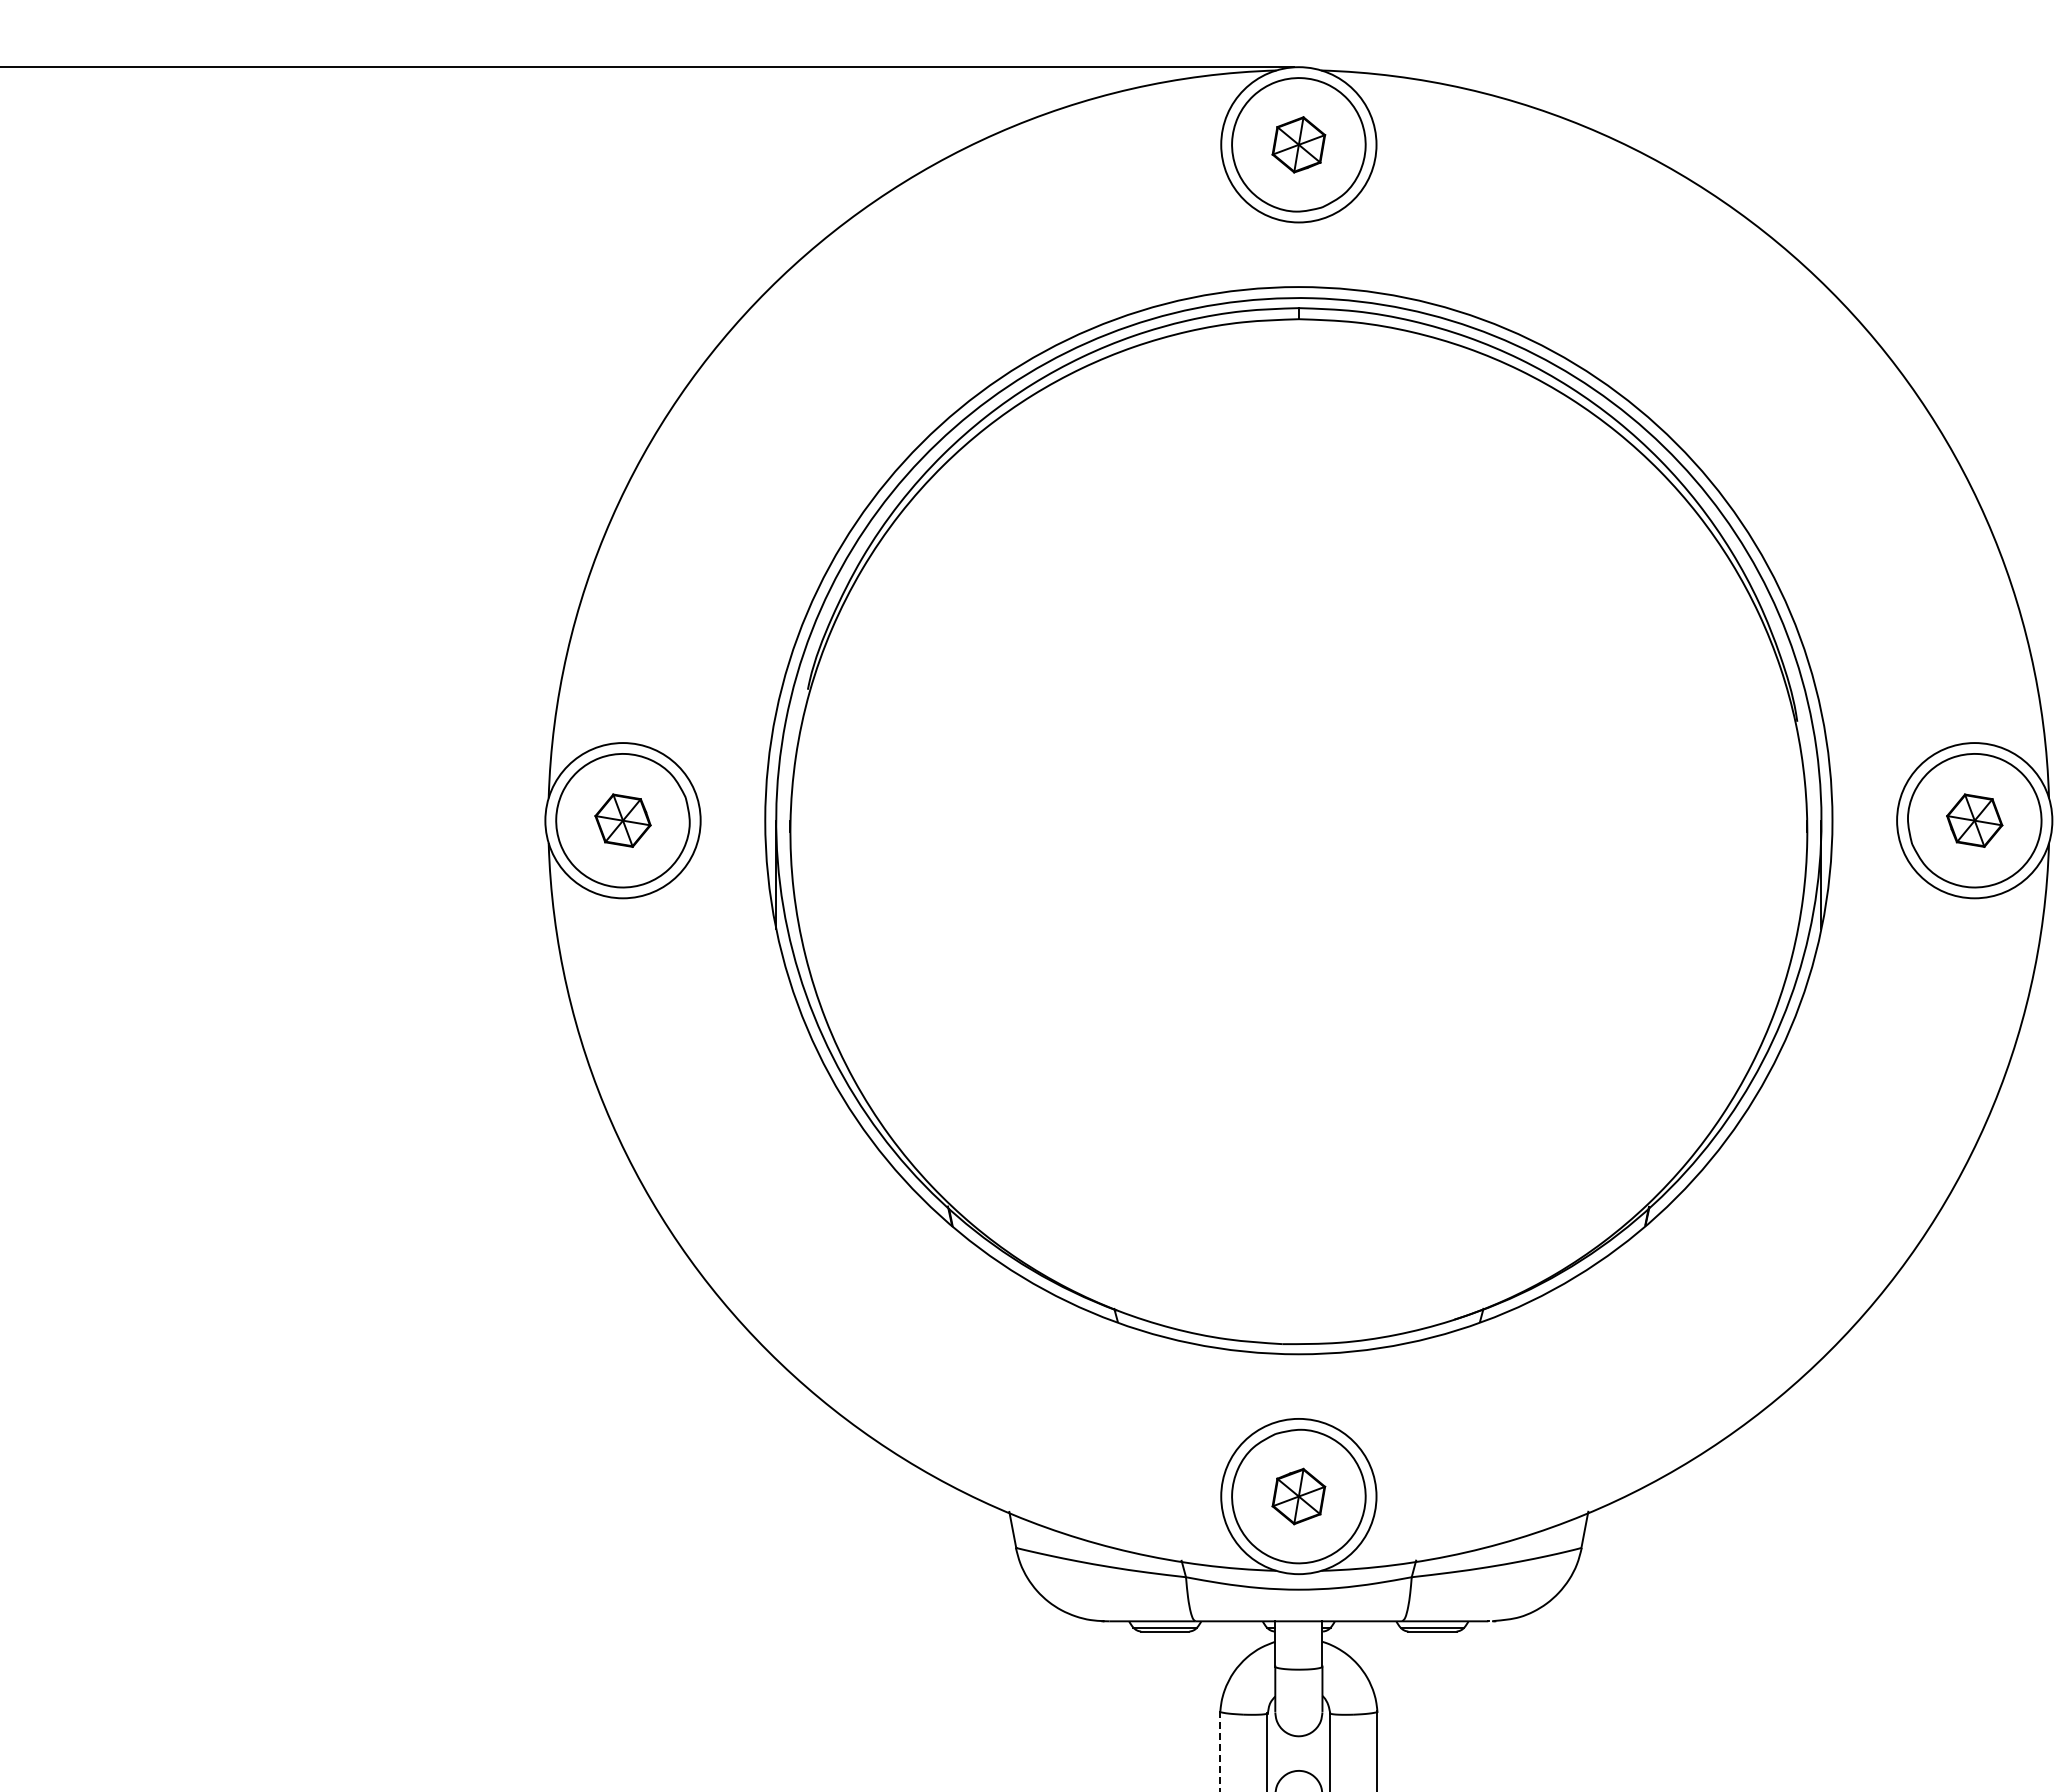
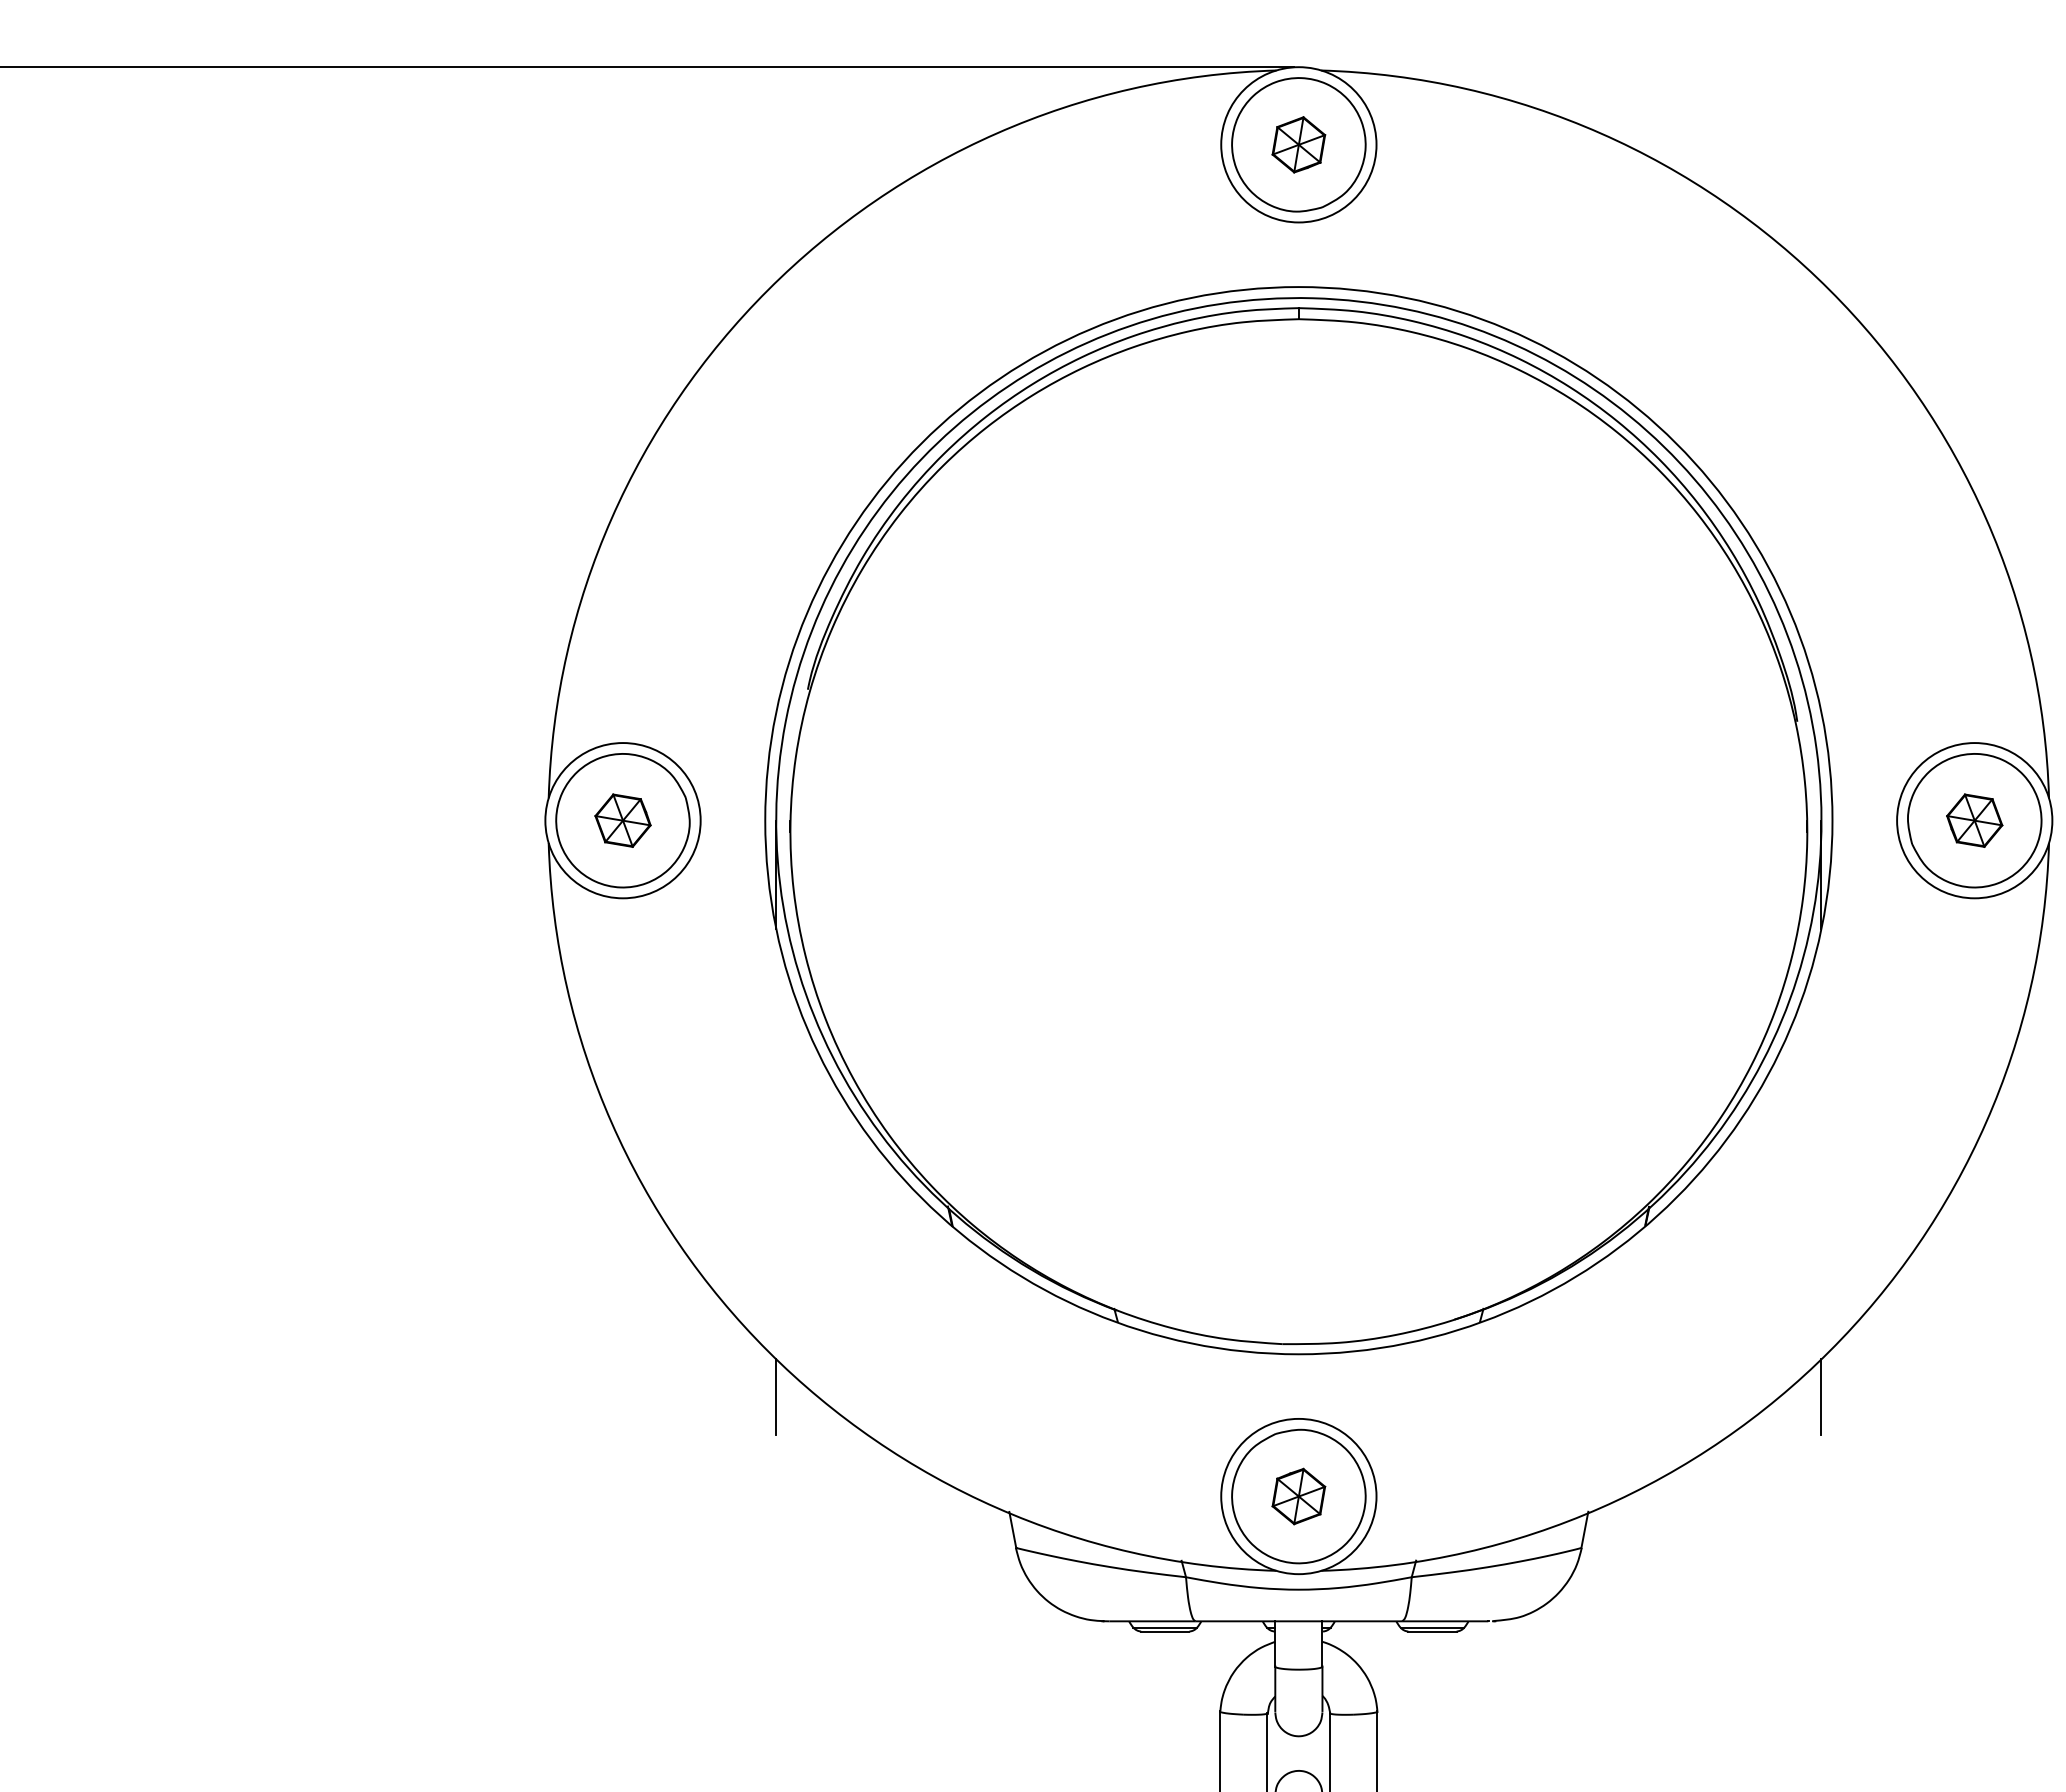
line: none -> present (776, 1396)
line: none -> present (1821, 1396)
line: dashed -> solid (1220, 1751)
